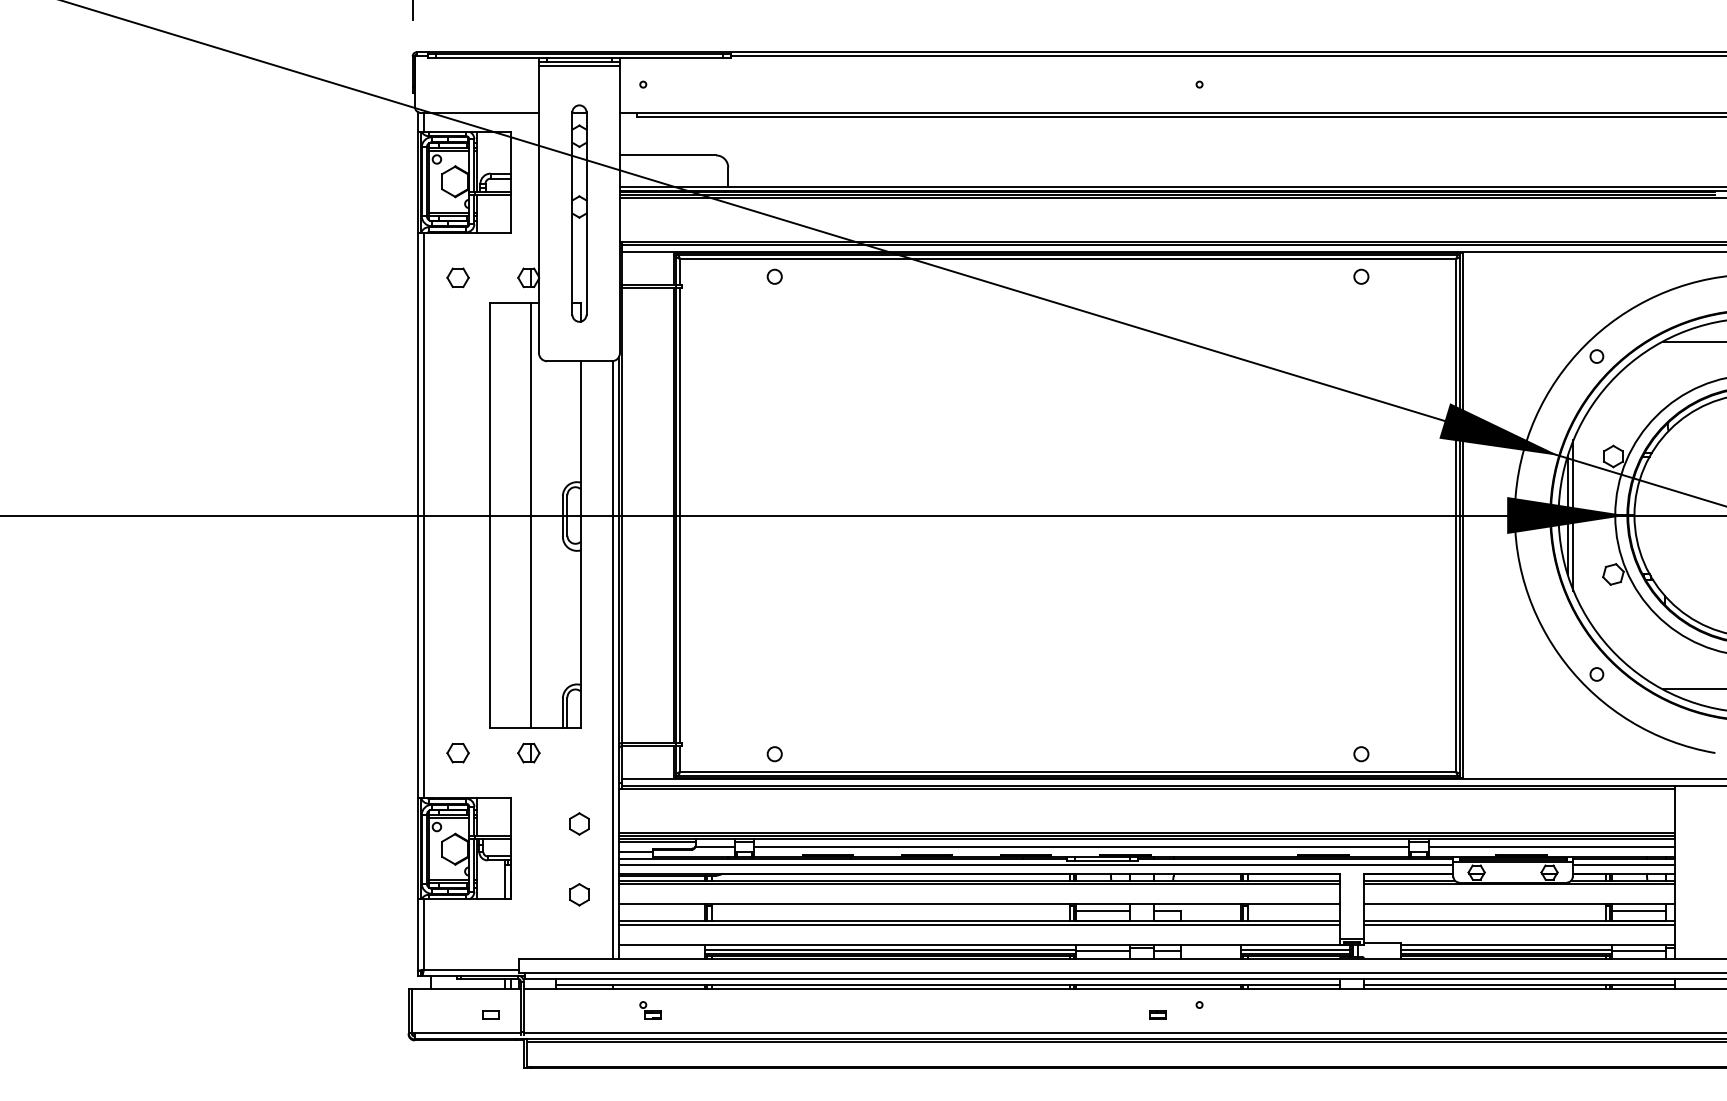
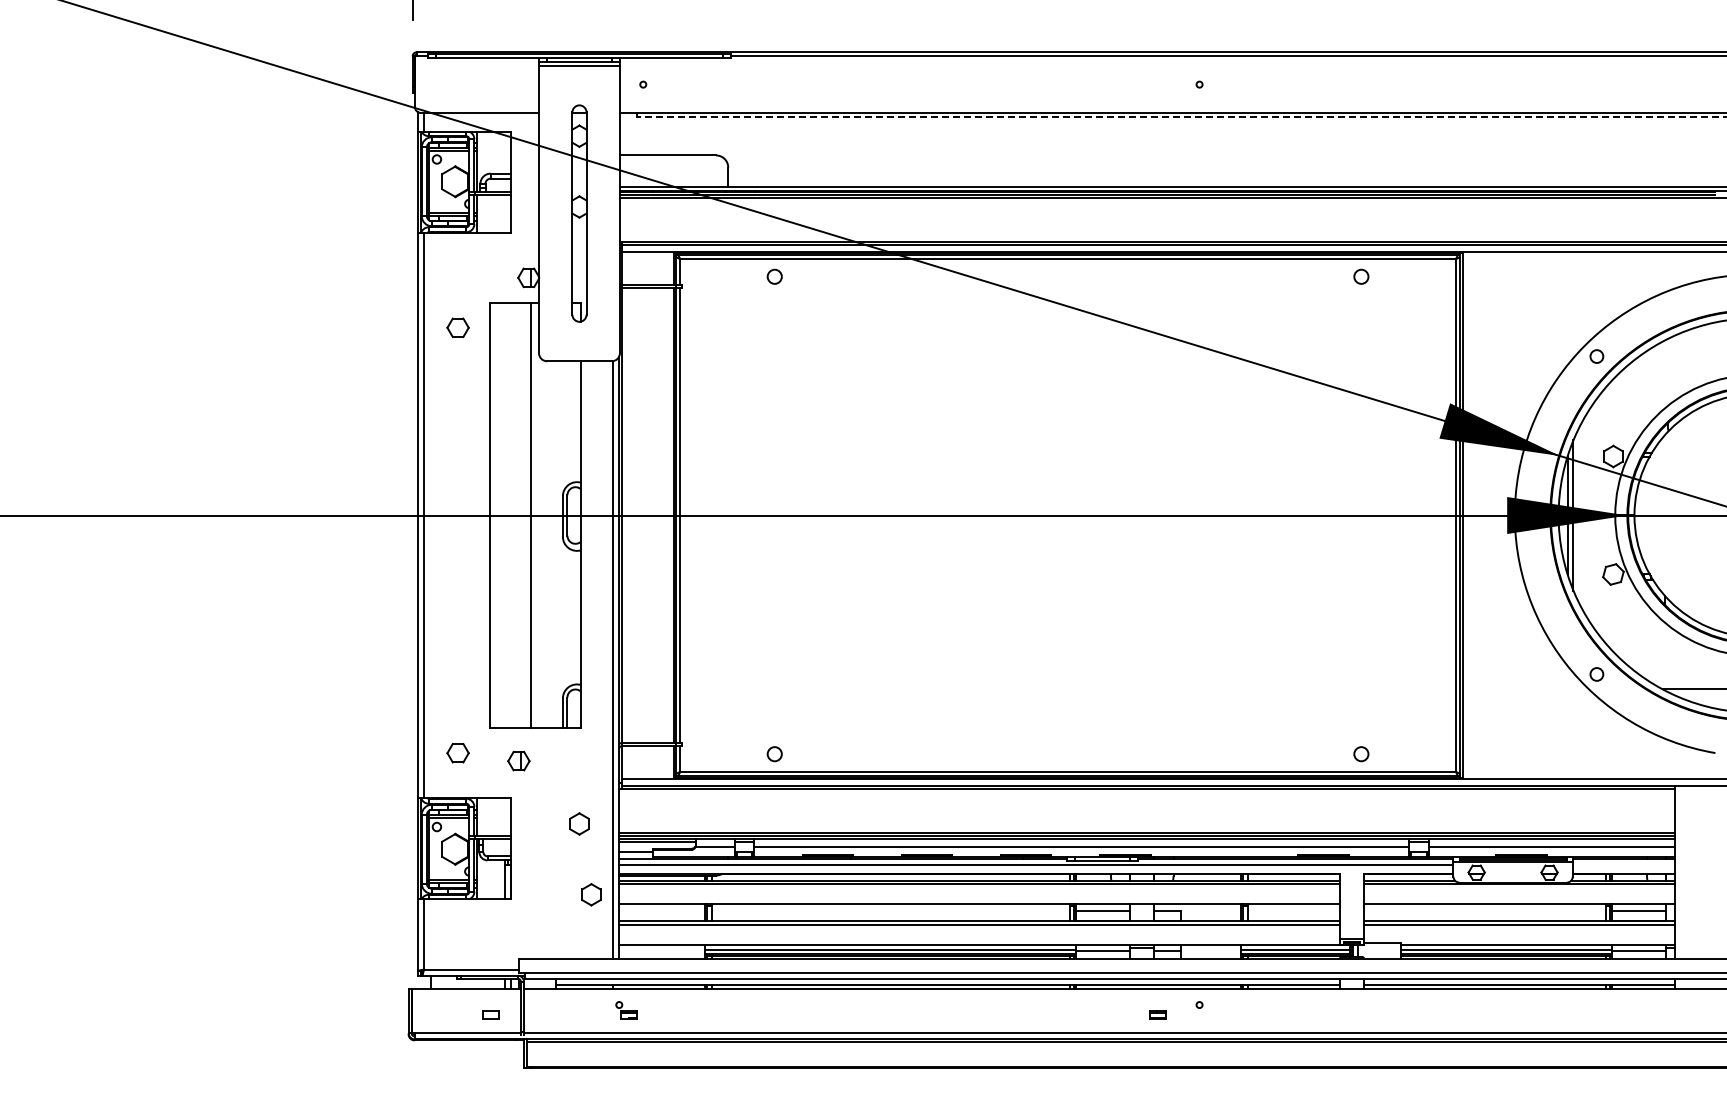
line: solid -> dashed (1182, 117)
part position: (457, 277) -> (457, 327) (457, 327)
line: present -> none (1692, 341)
part position: (528, 753) -> (518, 761) (518, 761)
line: present -> none (1623, 865)
part position: (579, 894) -> (591, 894) (591, 894)
part position: (650, 1010) -> (626, 1010) (626, 1010)
